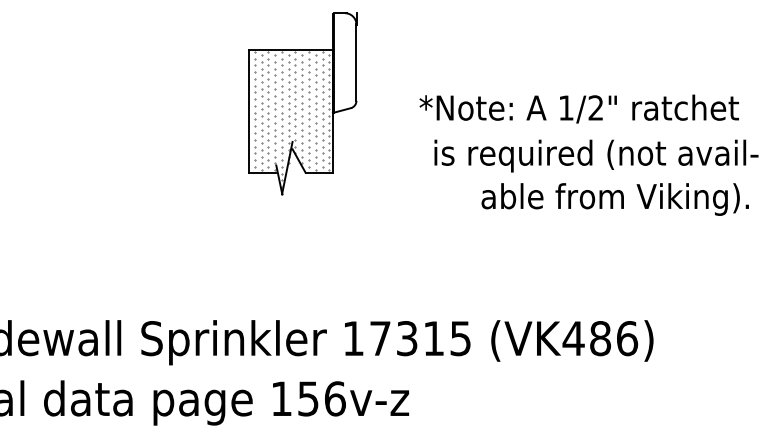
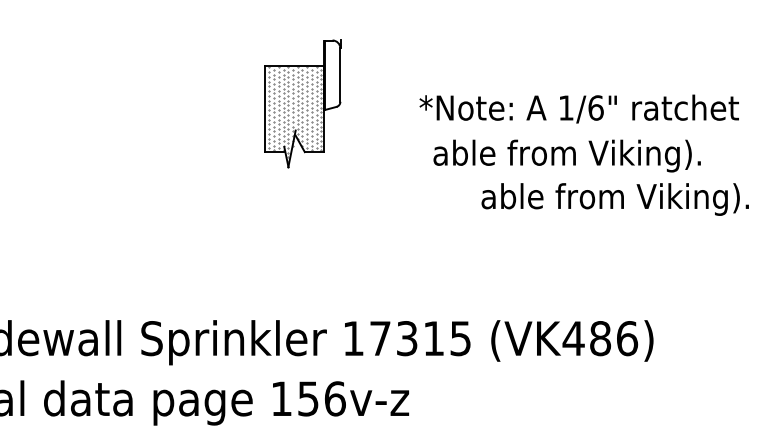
part size: 110x184 px -> 78x130 px (302, 103)
text: 1/2" -> 1/6" (595, 107)
text: is required (not avail- -> able from Viking). (595, 155)
